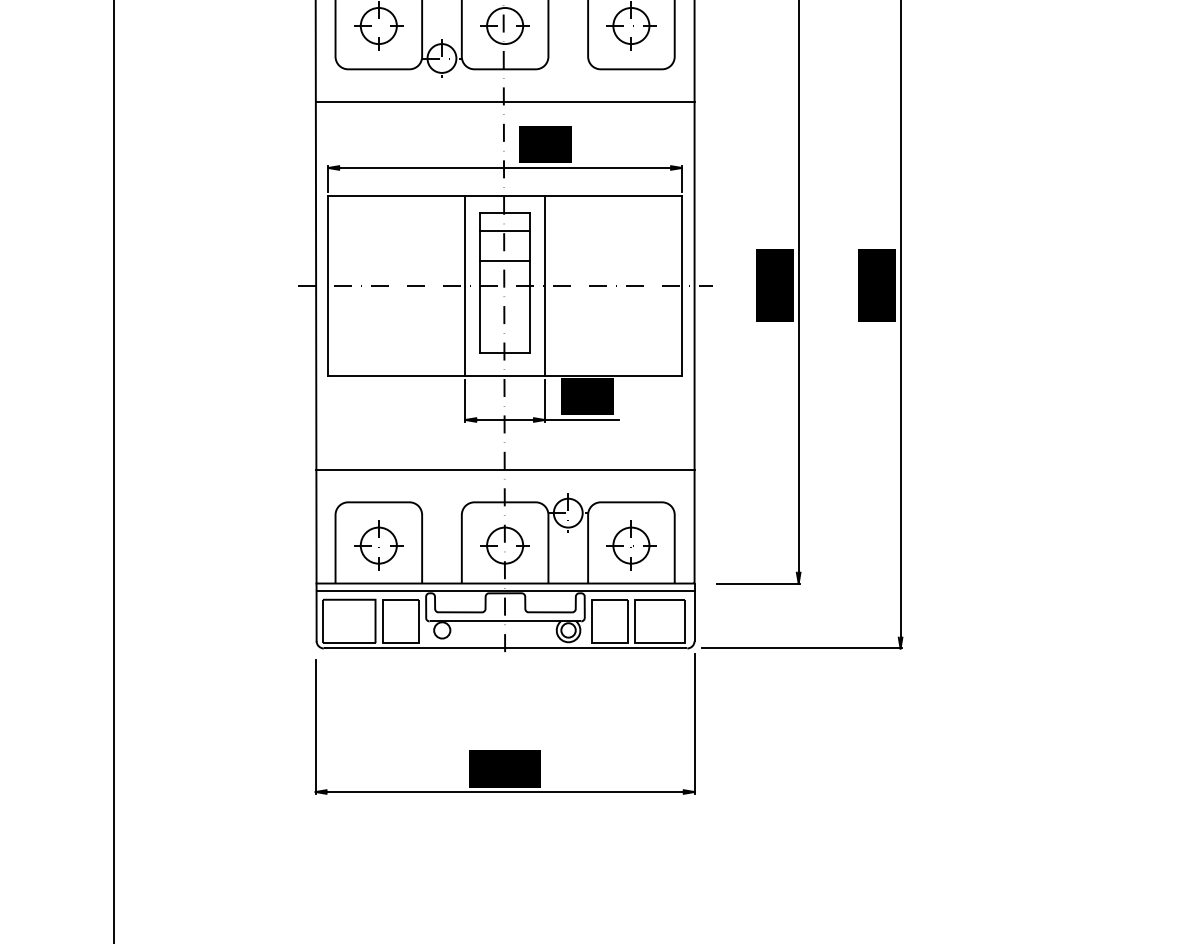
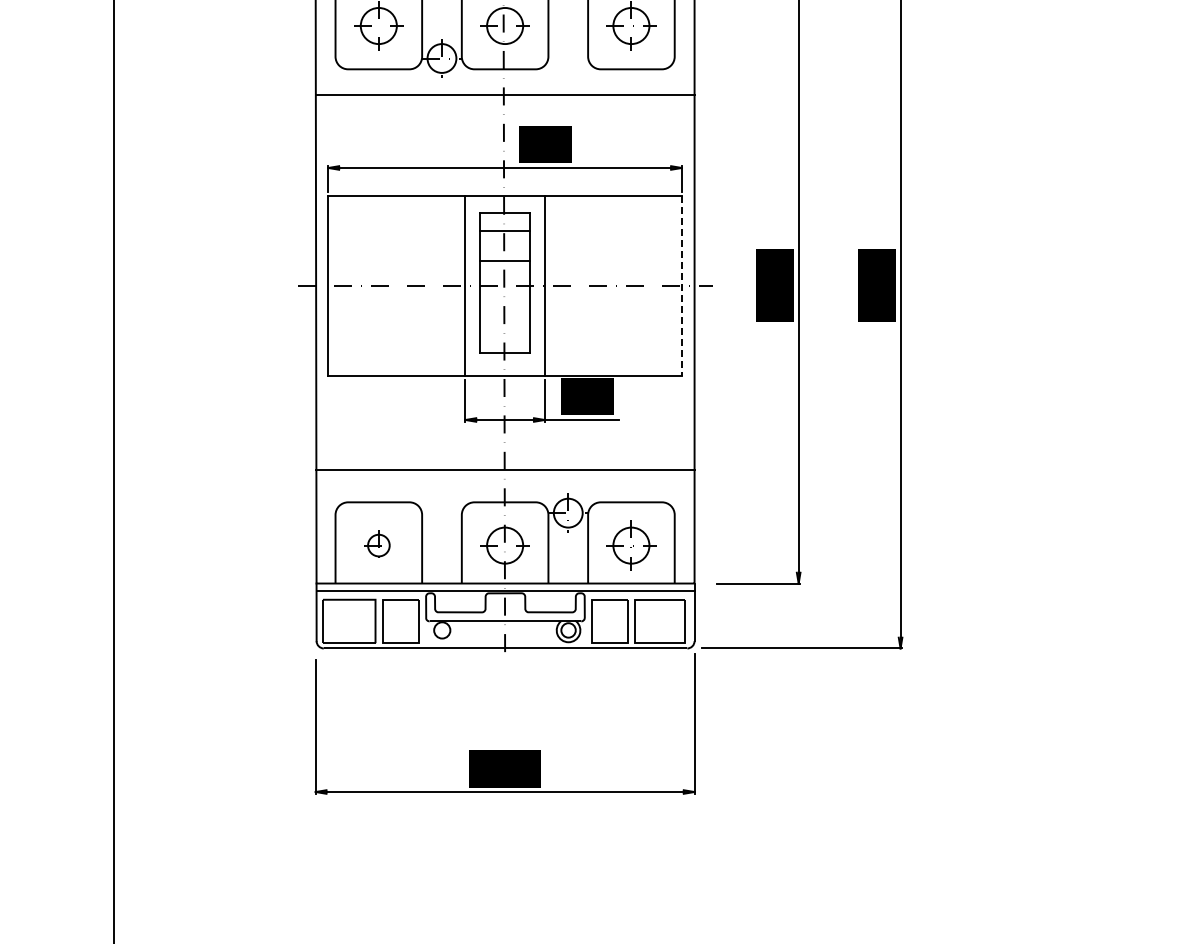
line position: (504, 101) -> (504, 94) (504, 94)
line: solid -> dashed (681, 286)
part size: 50x51 px -> 27x28 px (377, 543)
